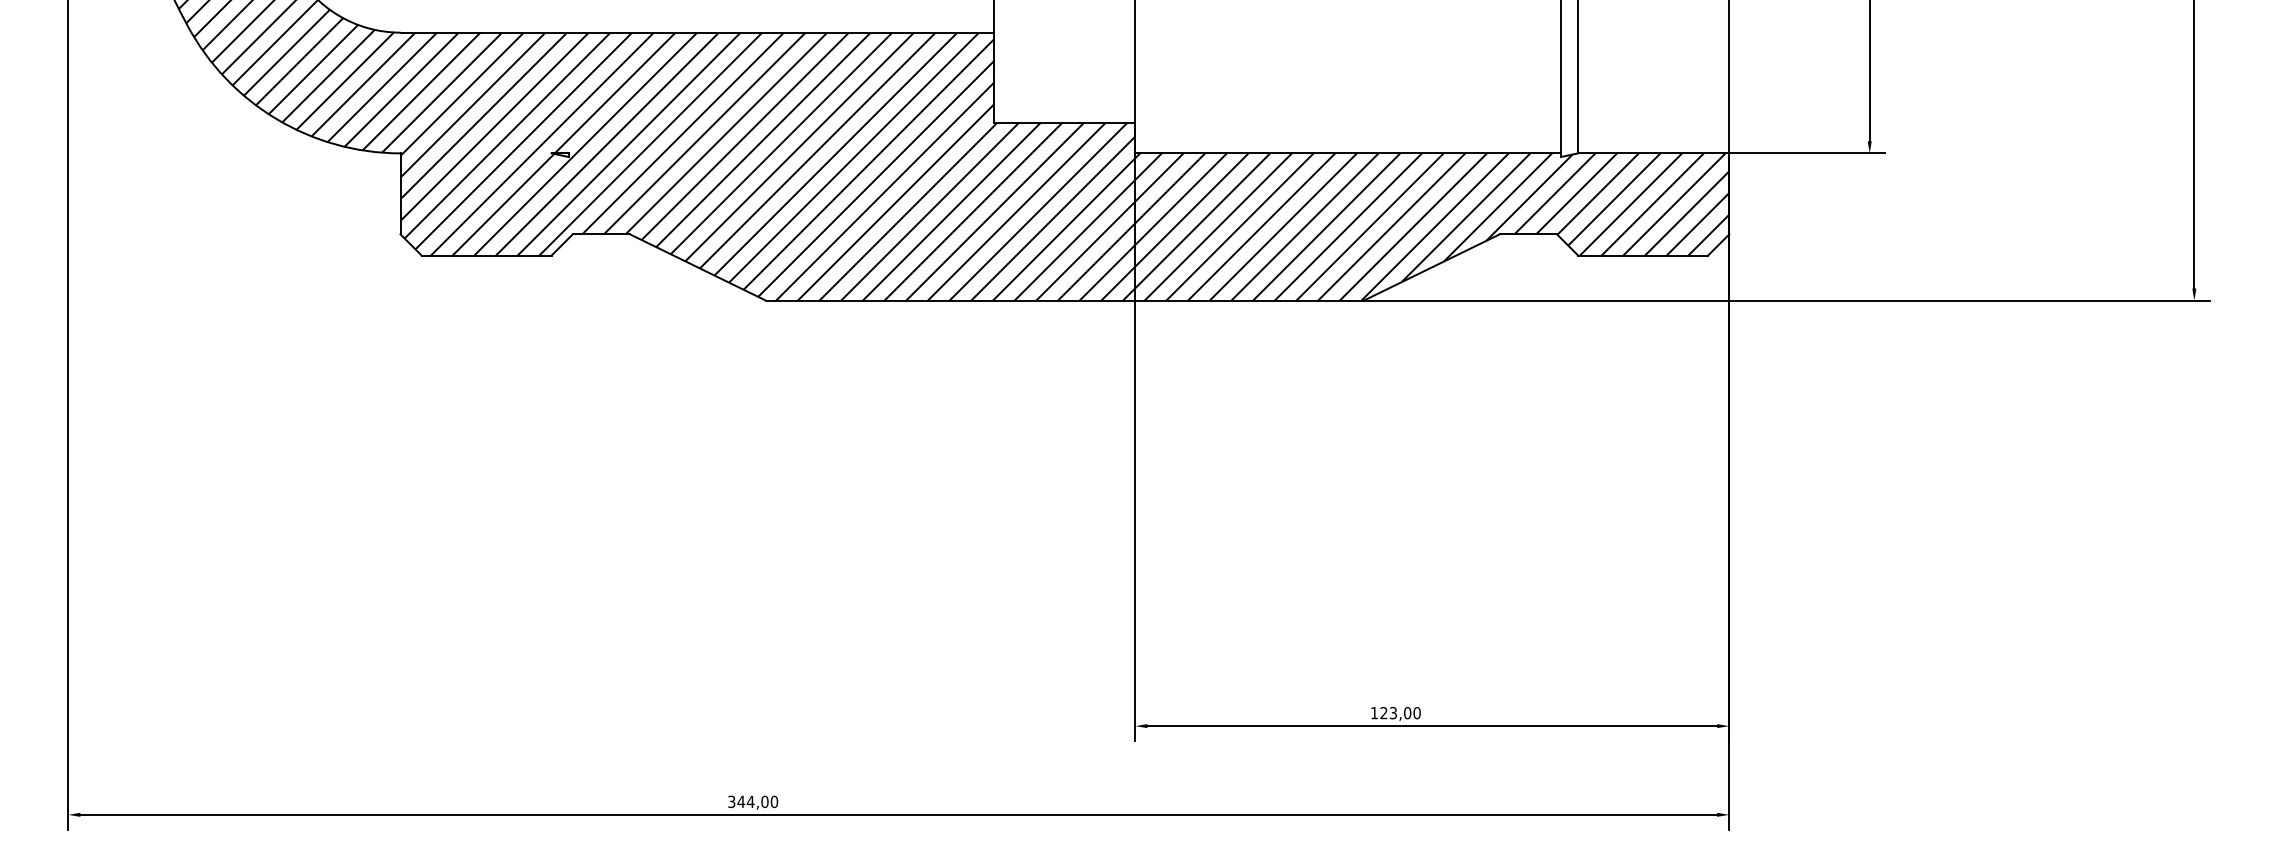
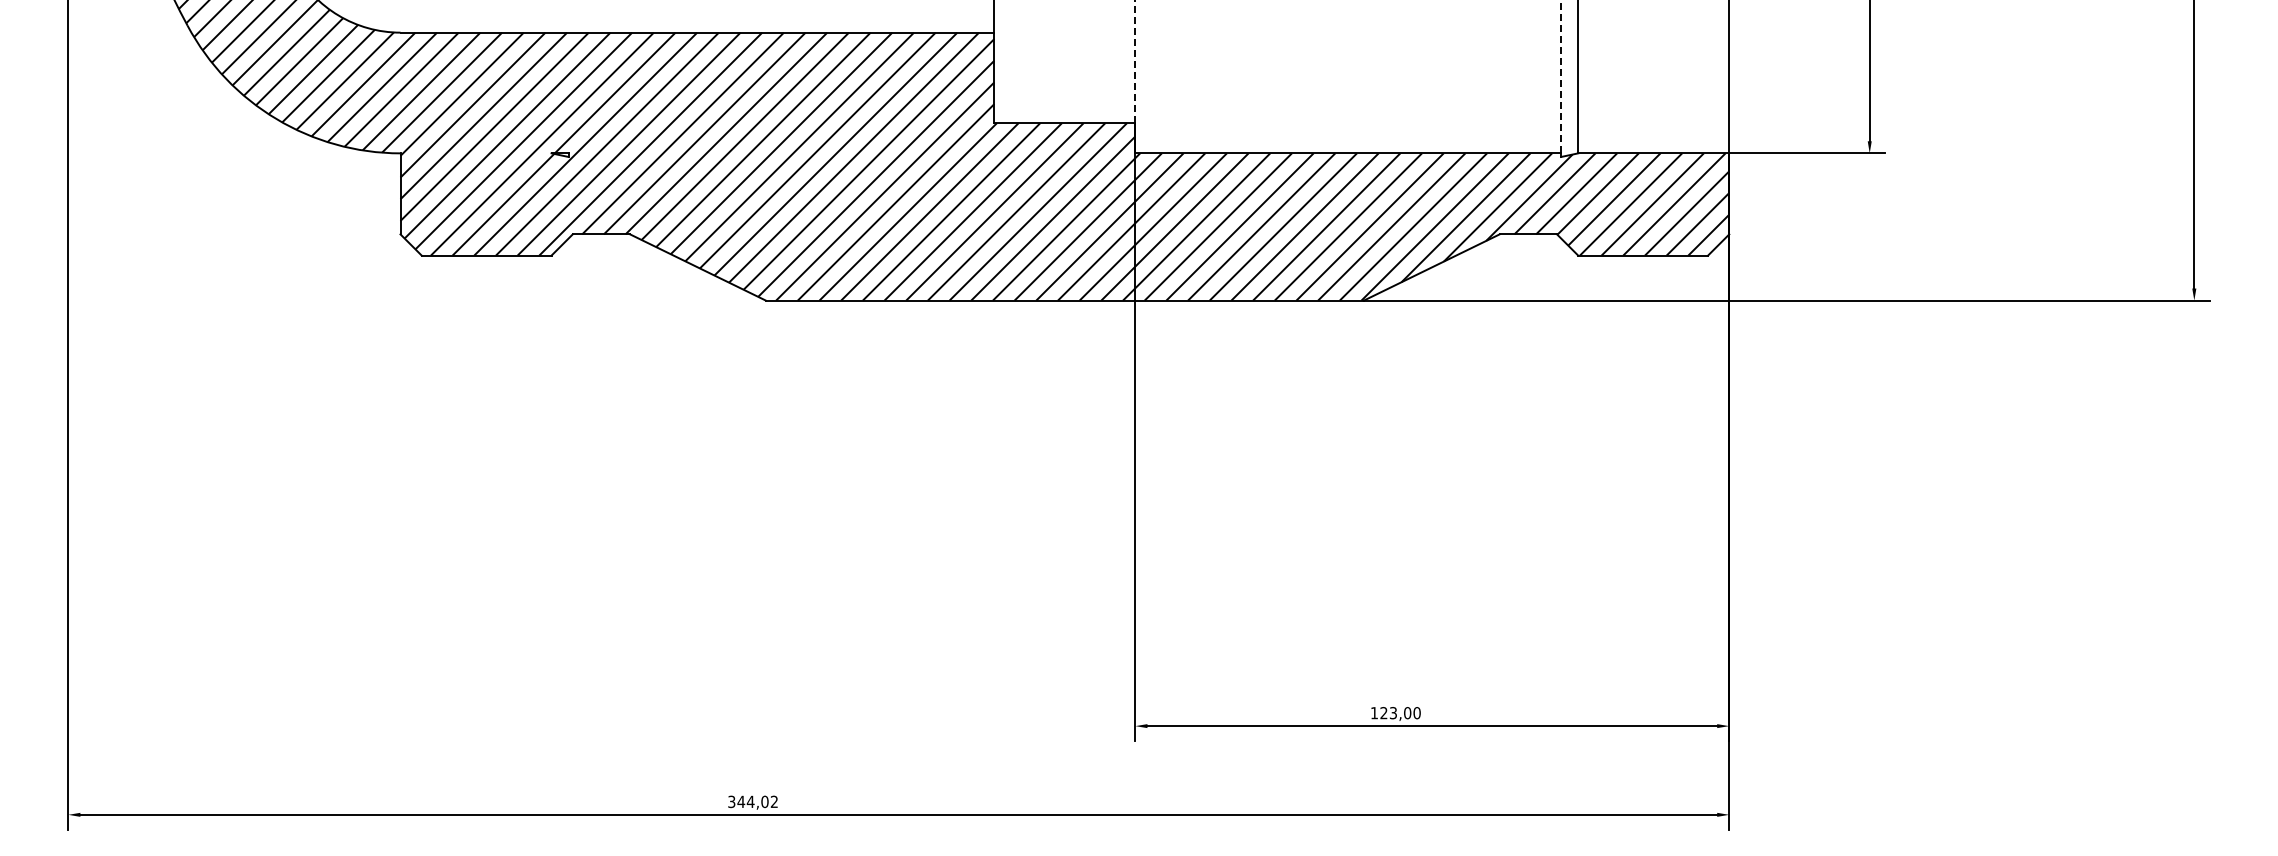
line: solid -> dashed (1135, 61)
line: solid -> dashed (1561, 76)
text: 344,00 -> 344,02 (774, 801)
